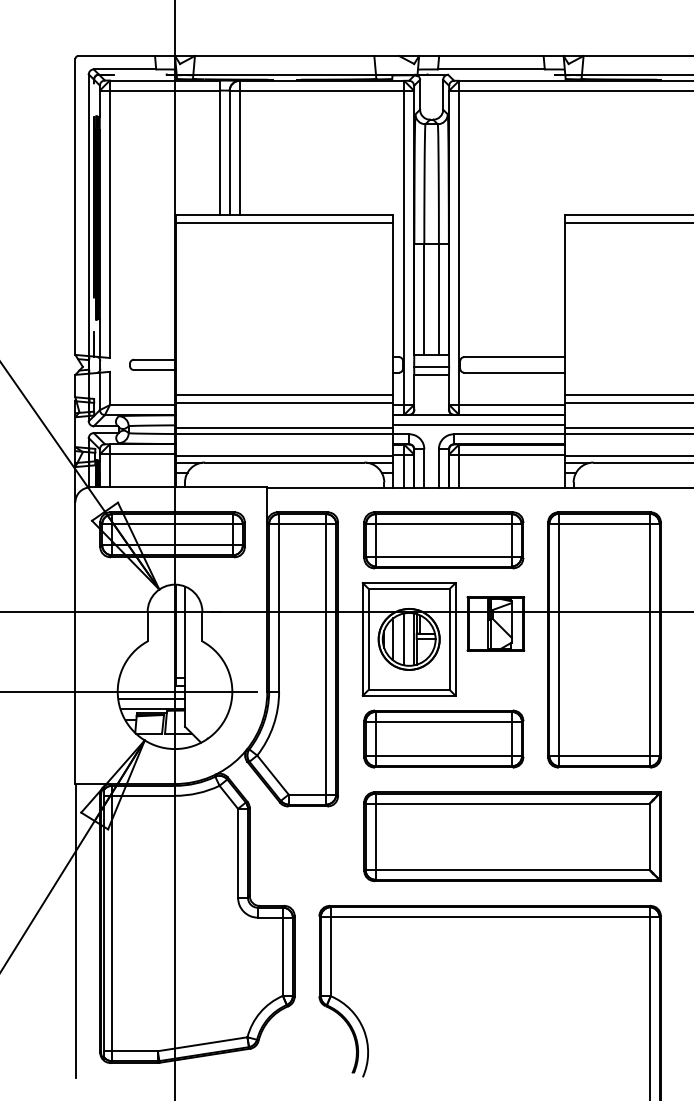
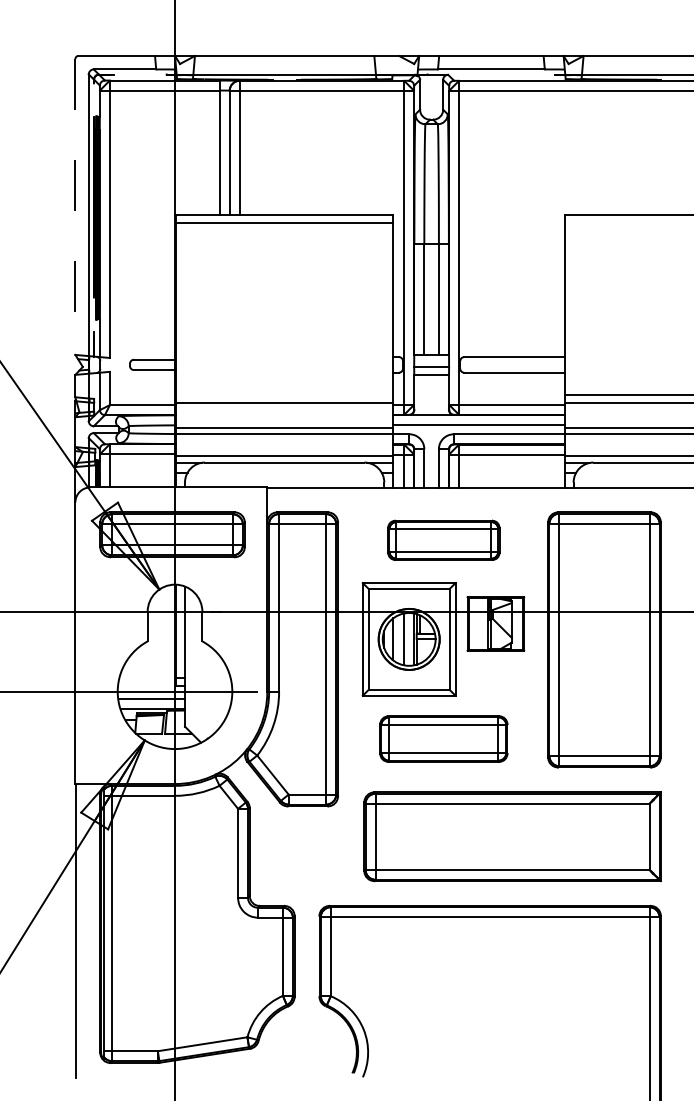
line: solid -> dashed (75, 206)
line: present -> none (627, 222)
line: present -> none (284, 395)
part size: 162x59 px -> 114x42 px (443, 539)
part size: 162x60 px -> 130x48 px (443, 738)
